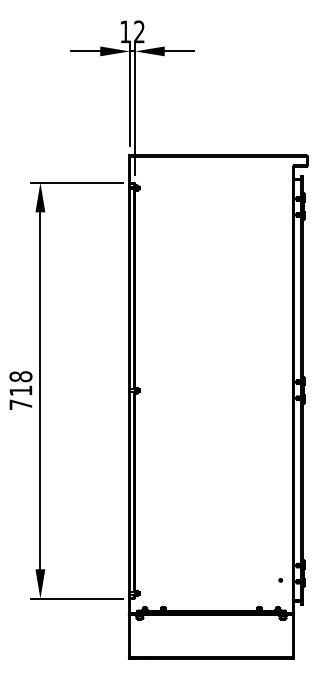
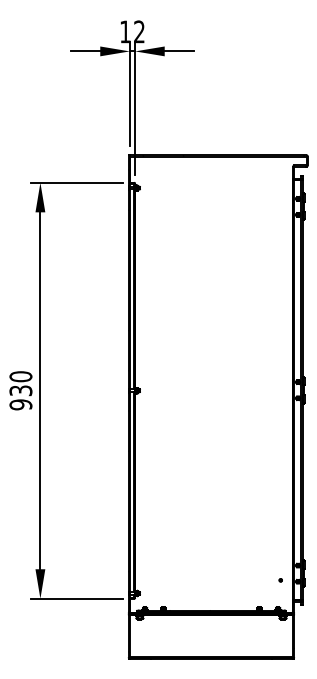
text: 718 -> 930 (20, 390)
